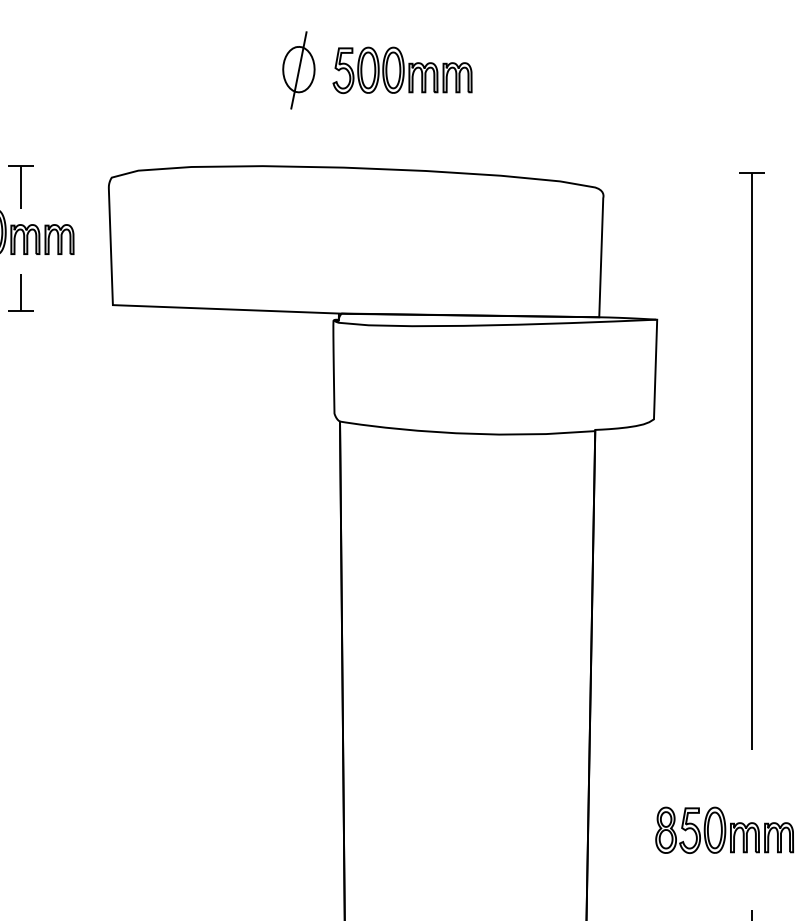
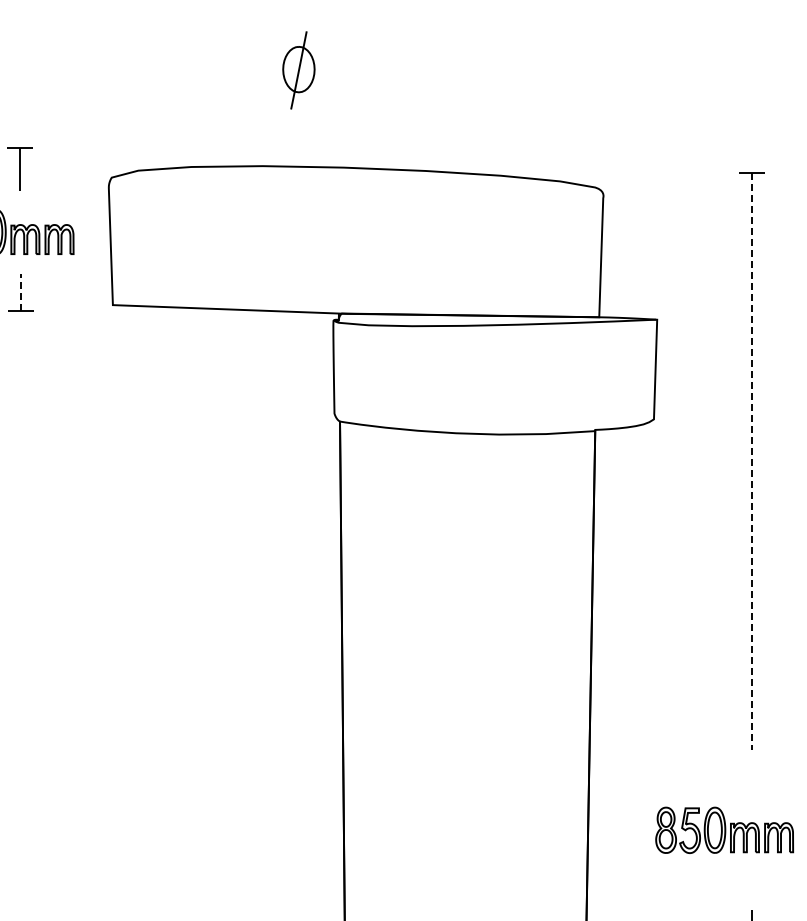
part: present -> none (402, 70)
part position: (20, 186) -> (19, 168) (19, 168)
line: solid -> dashed (21, 292)
line: solid -> dashed (751, 461)
